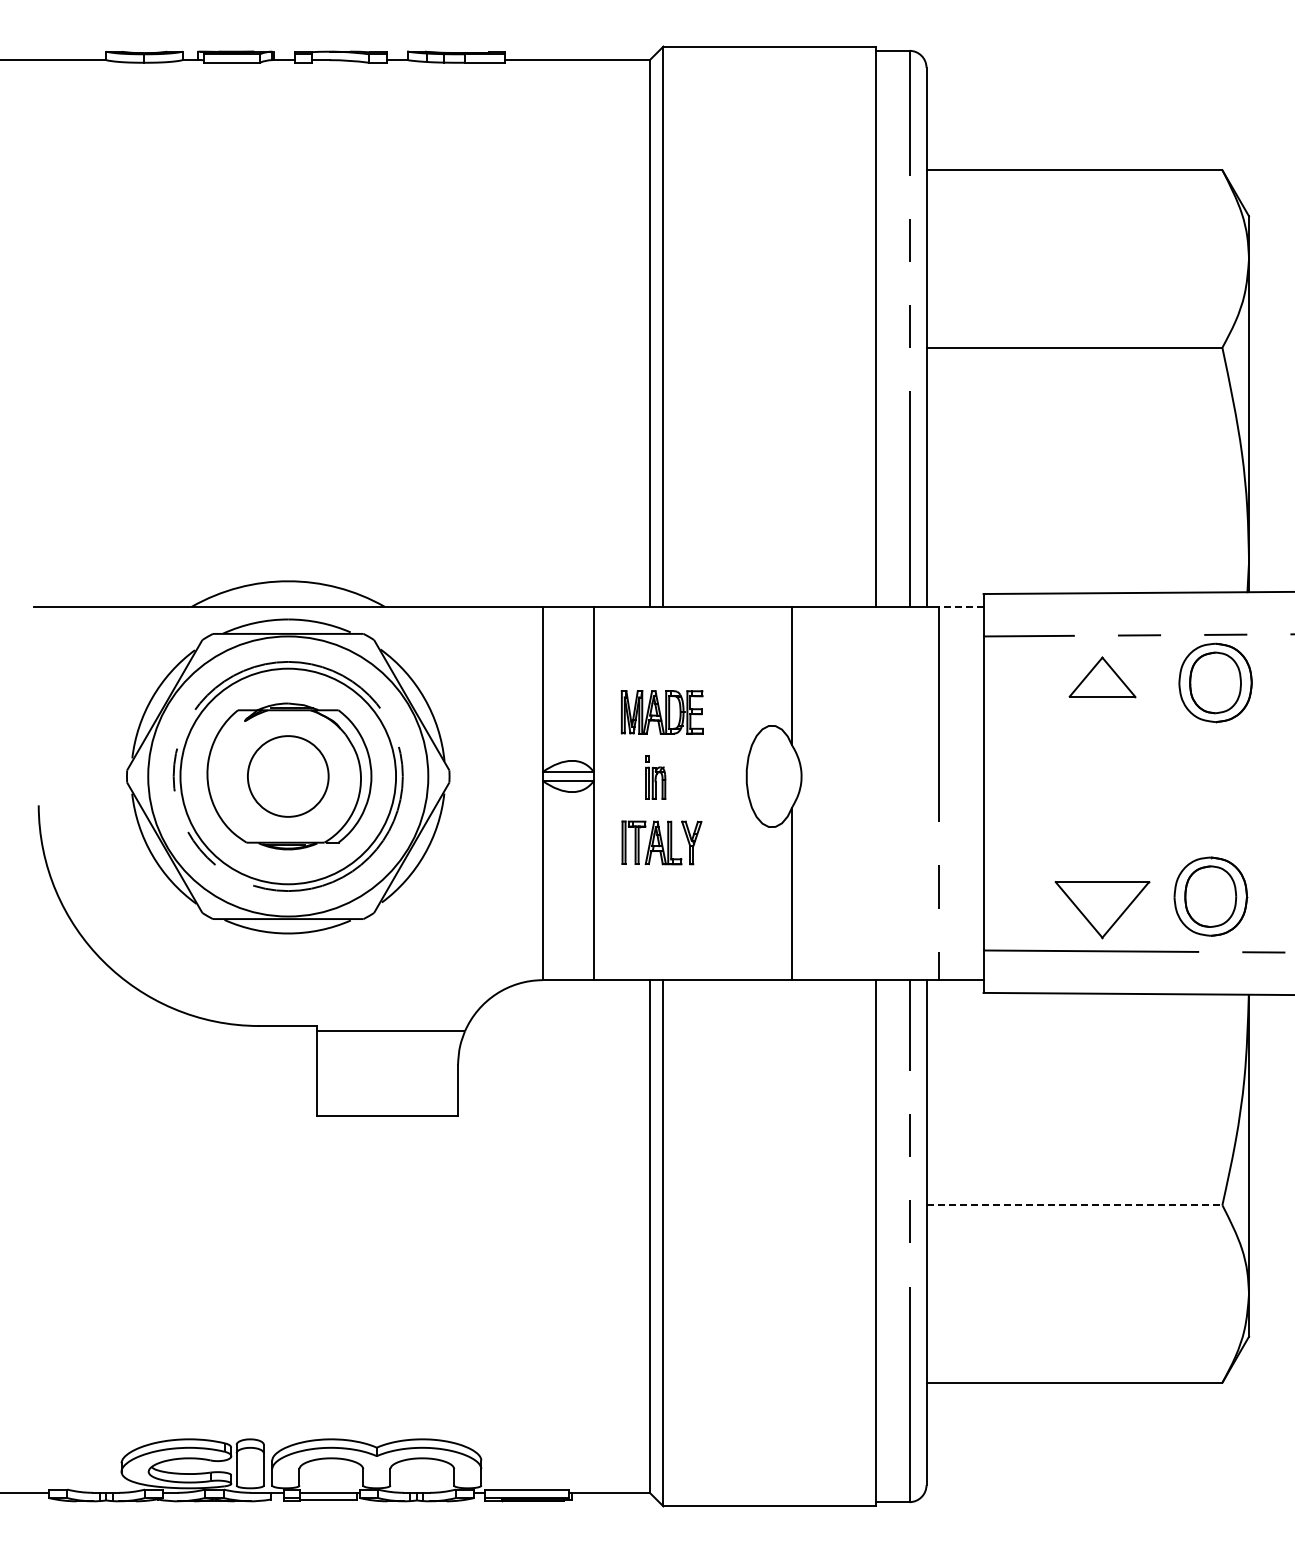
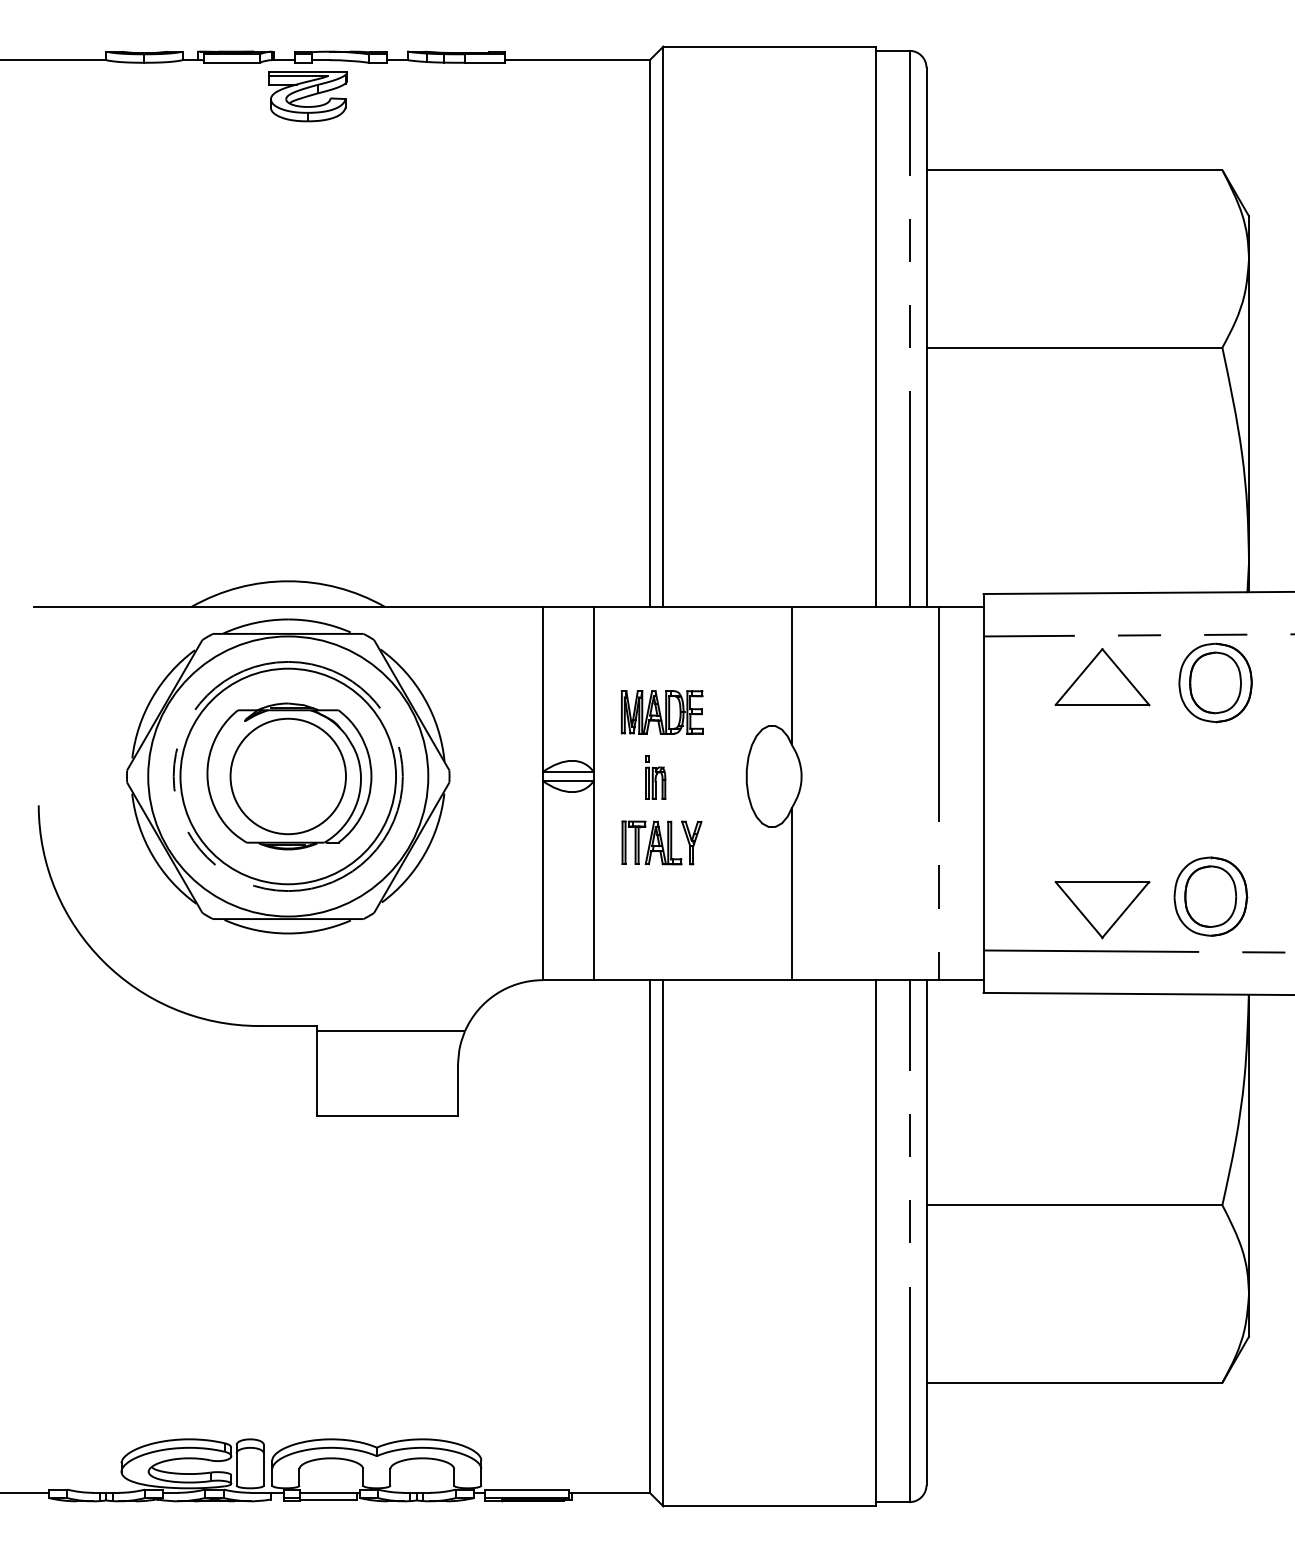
part: none -> present (307, 96)
line: dashed -> solid (961, 606)
part size: 69x43 px -> 97x59 px (1102, 677)
circle diameter: 81 px -> 115 px (287, 776)
line: dashed -> solid (1074, 1205)
